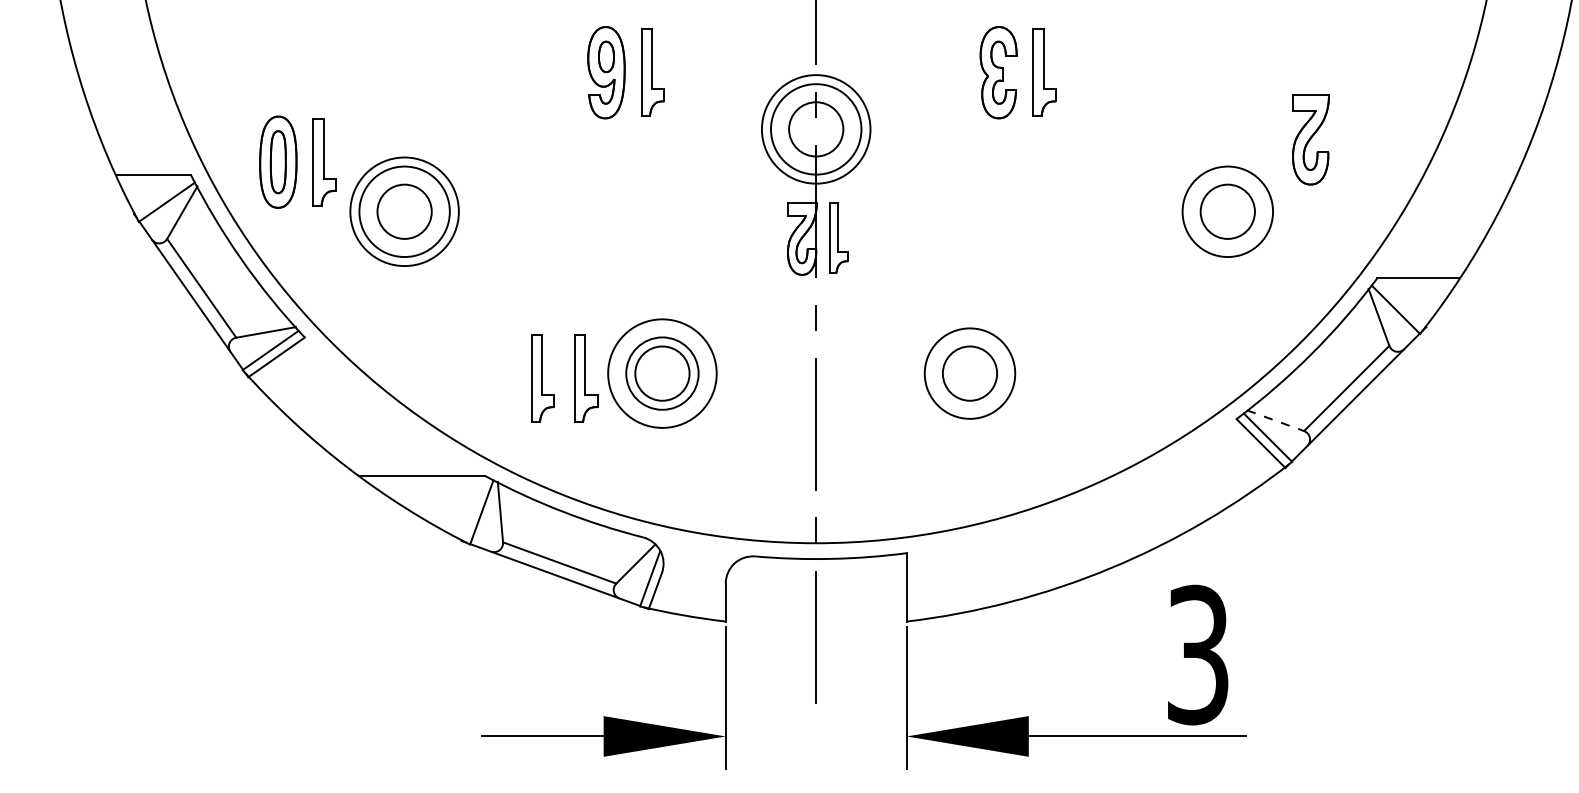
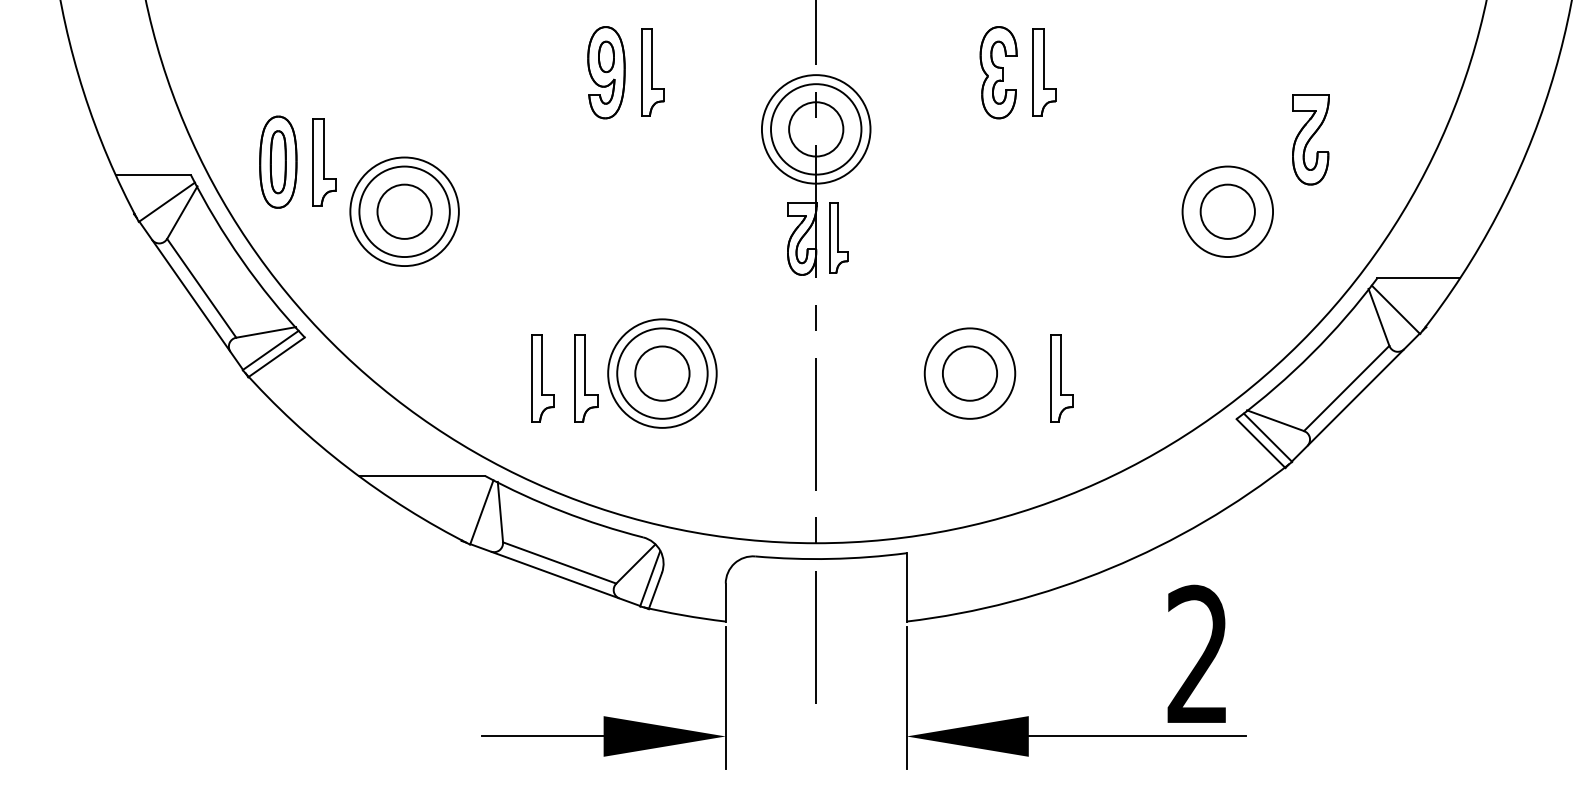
circle diameter: 72 px -> 90 px (662, 373)
part: none -> present (1061, 378)
line: dashed -> solid (1276, 420)
text: 3 -> 2 (1197, 654)
